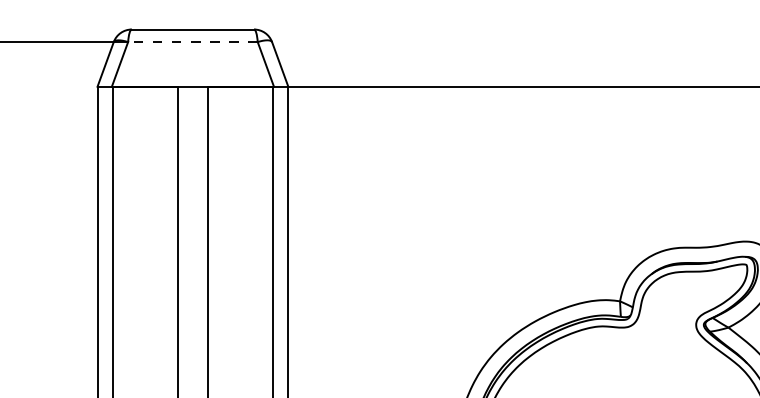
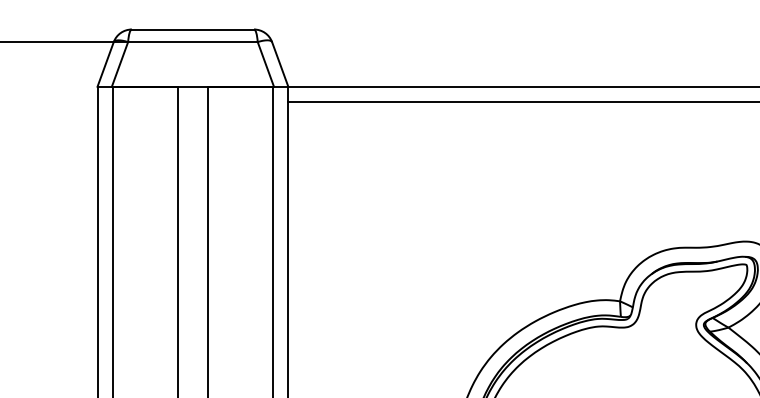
line: dashed -> solid (192, 42)
line: none -> present (522, 102)
